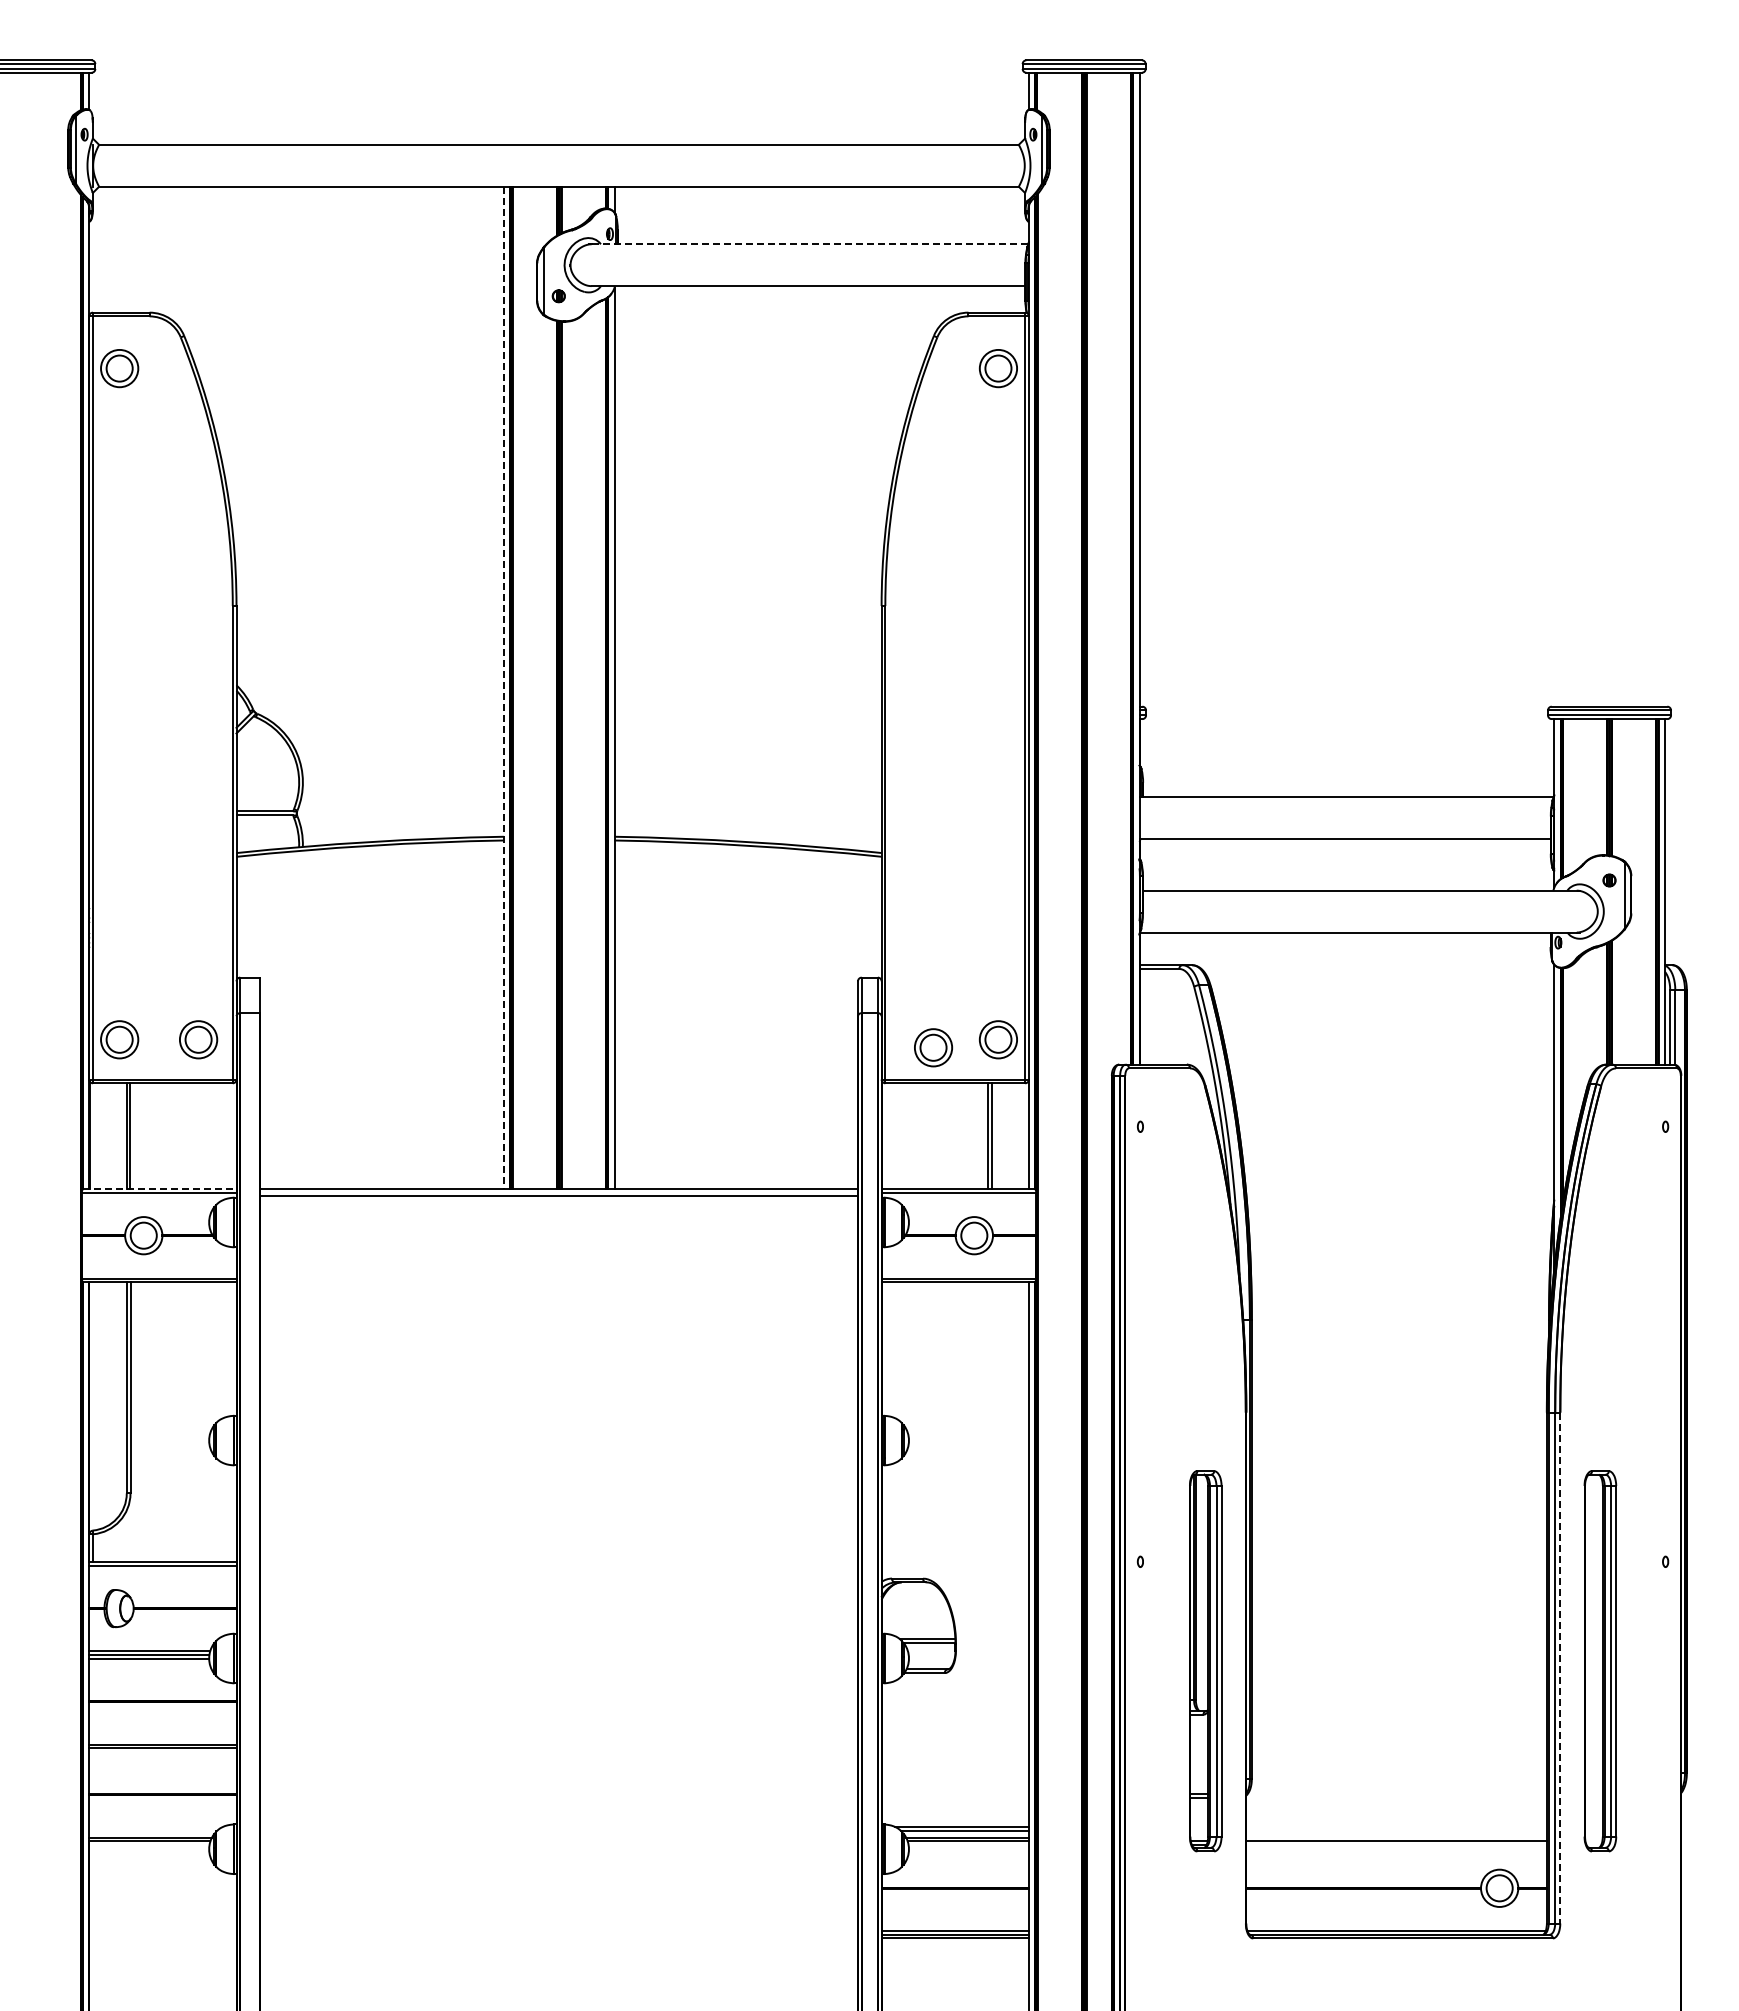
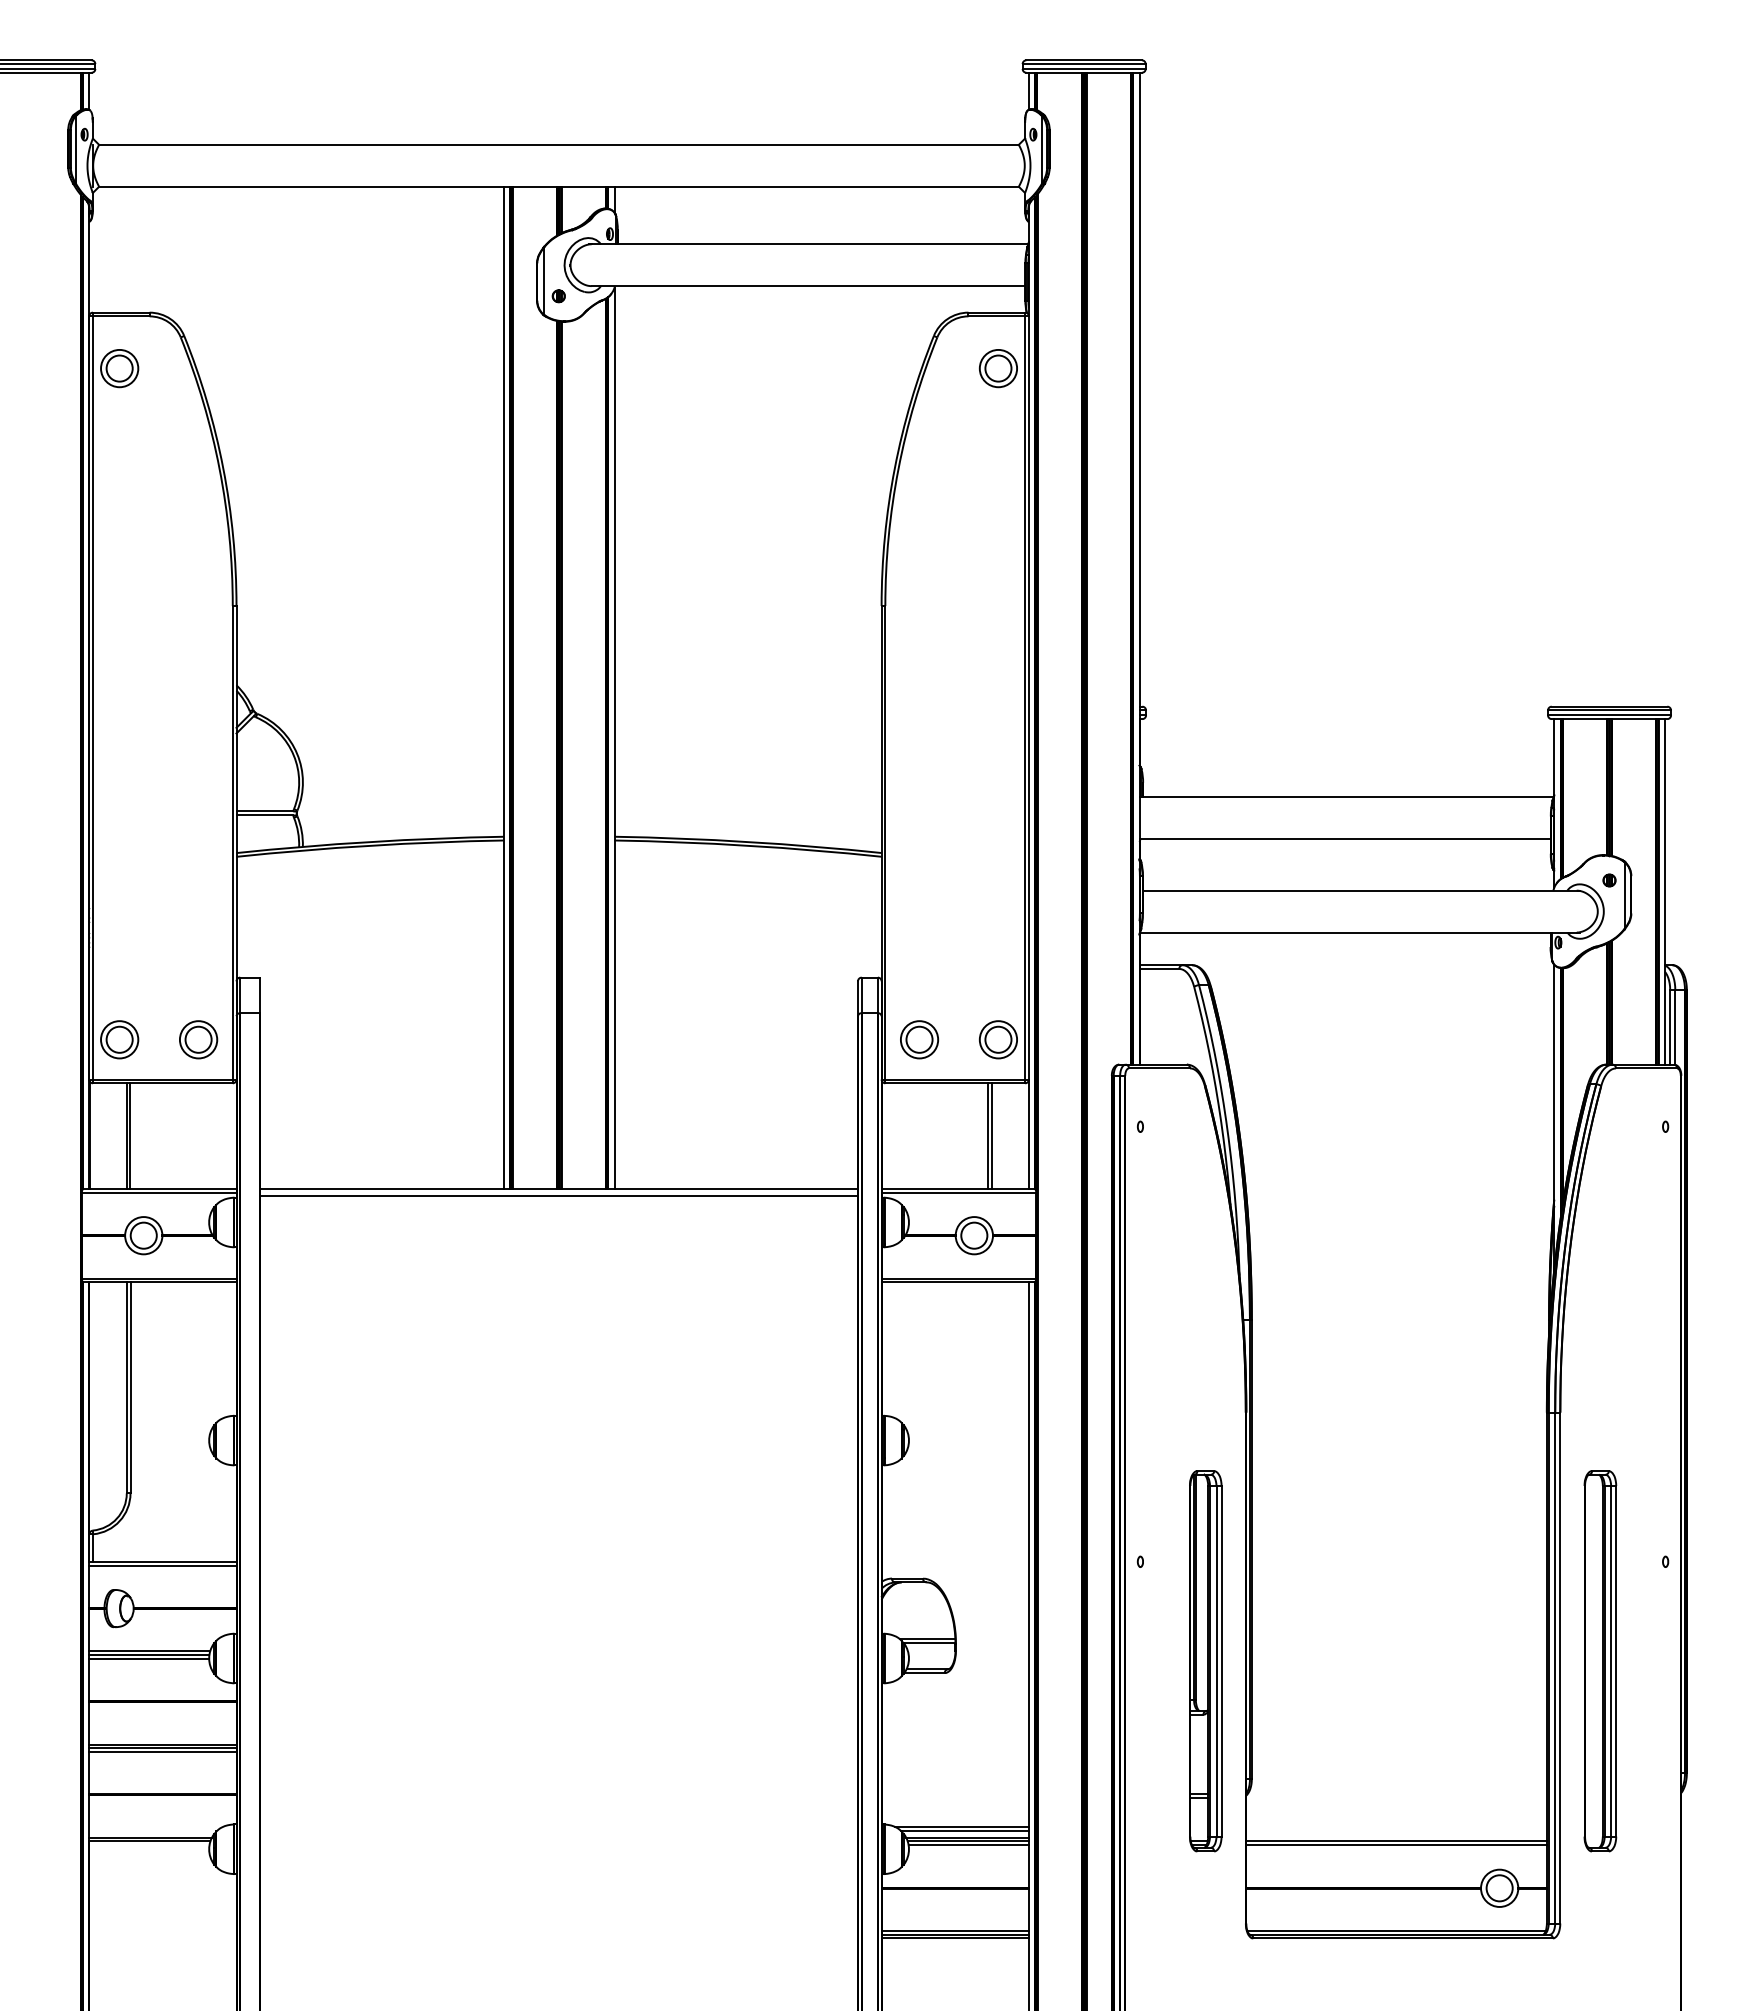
line: dashed -> solid (809, 244)
line: dashed -> solid (503, 688)
part position: (933, 1047) -> (919, 1039) (919, 1039)
line: dashed -> solid (159, 1188)
line: dashed -> solid (1560, 1668)
line: none -> present (162, 1751)
line: none -> present (968, 1845)
line: none -> present (1396, 1845)
